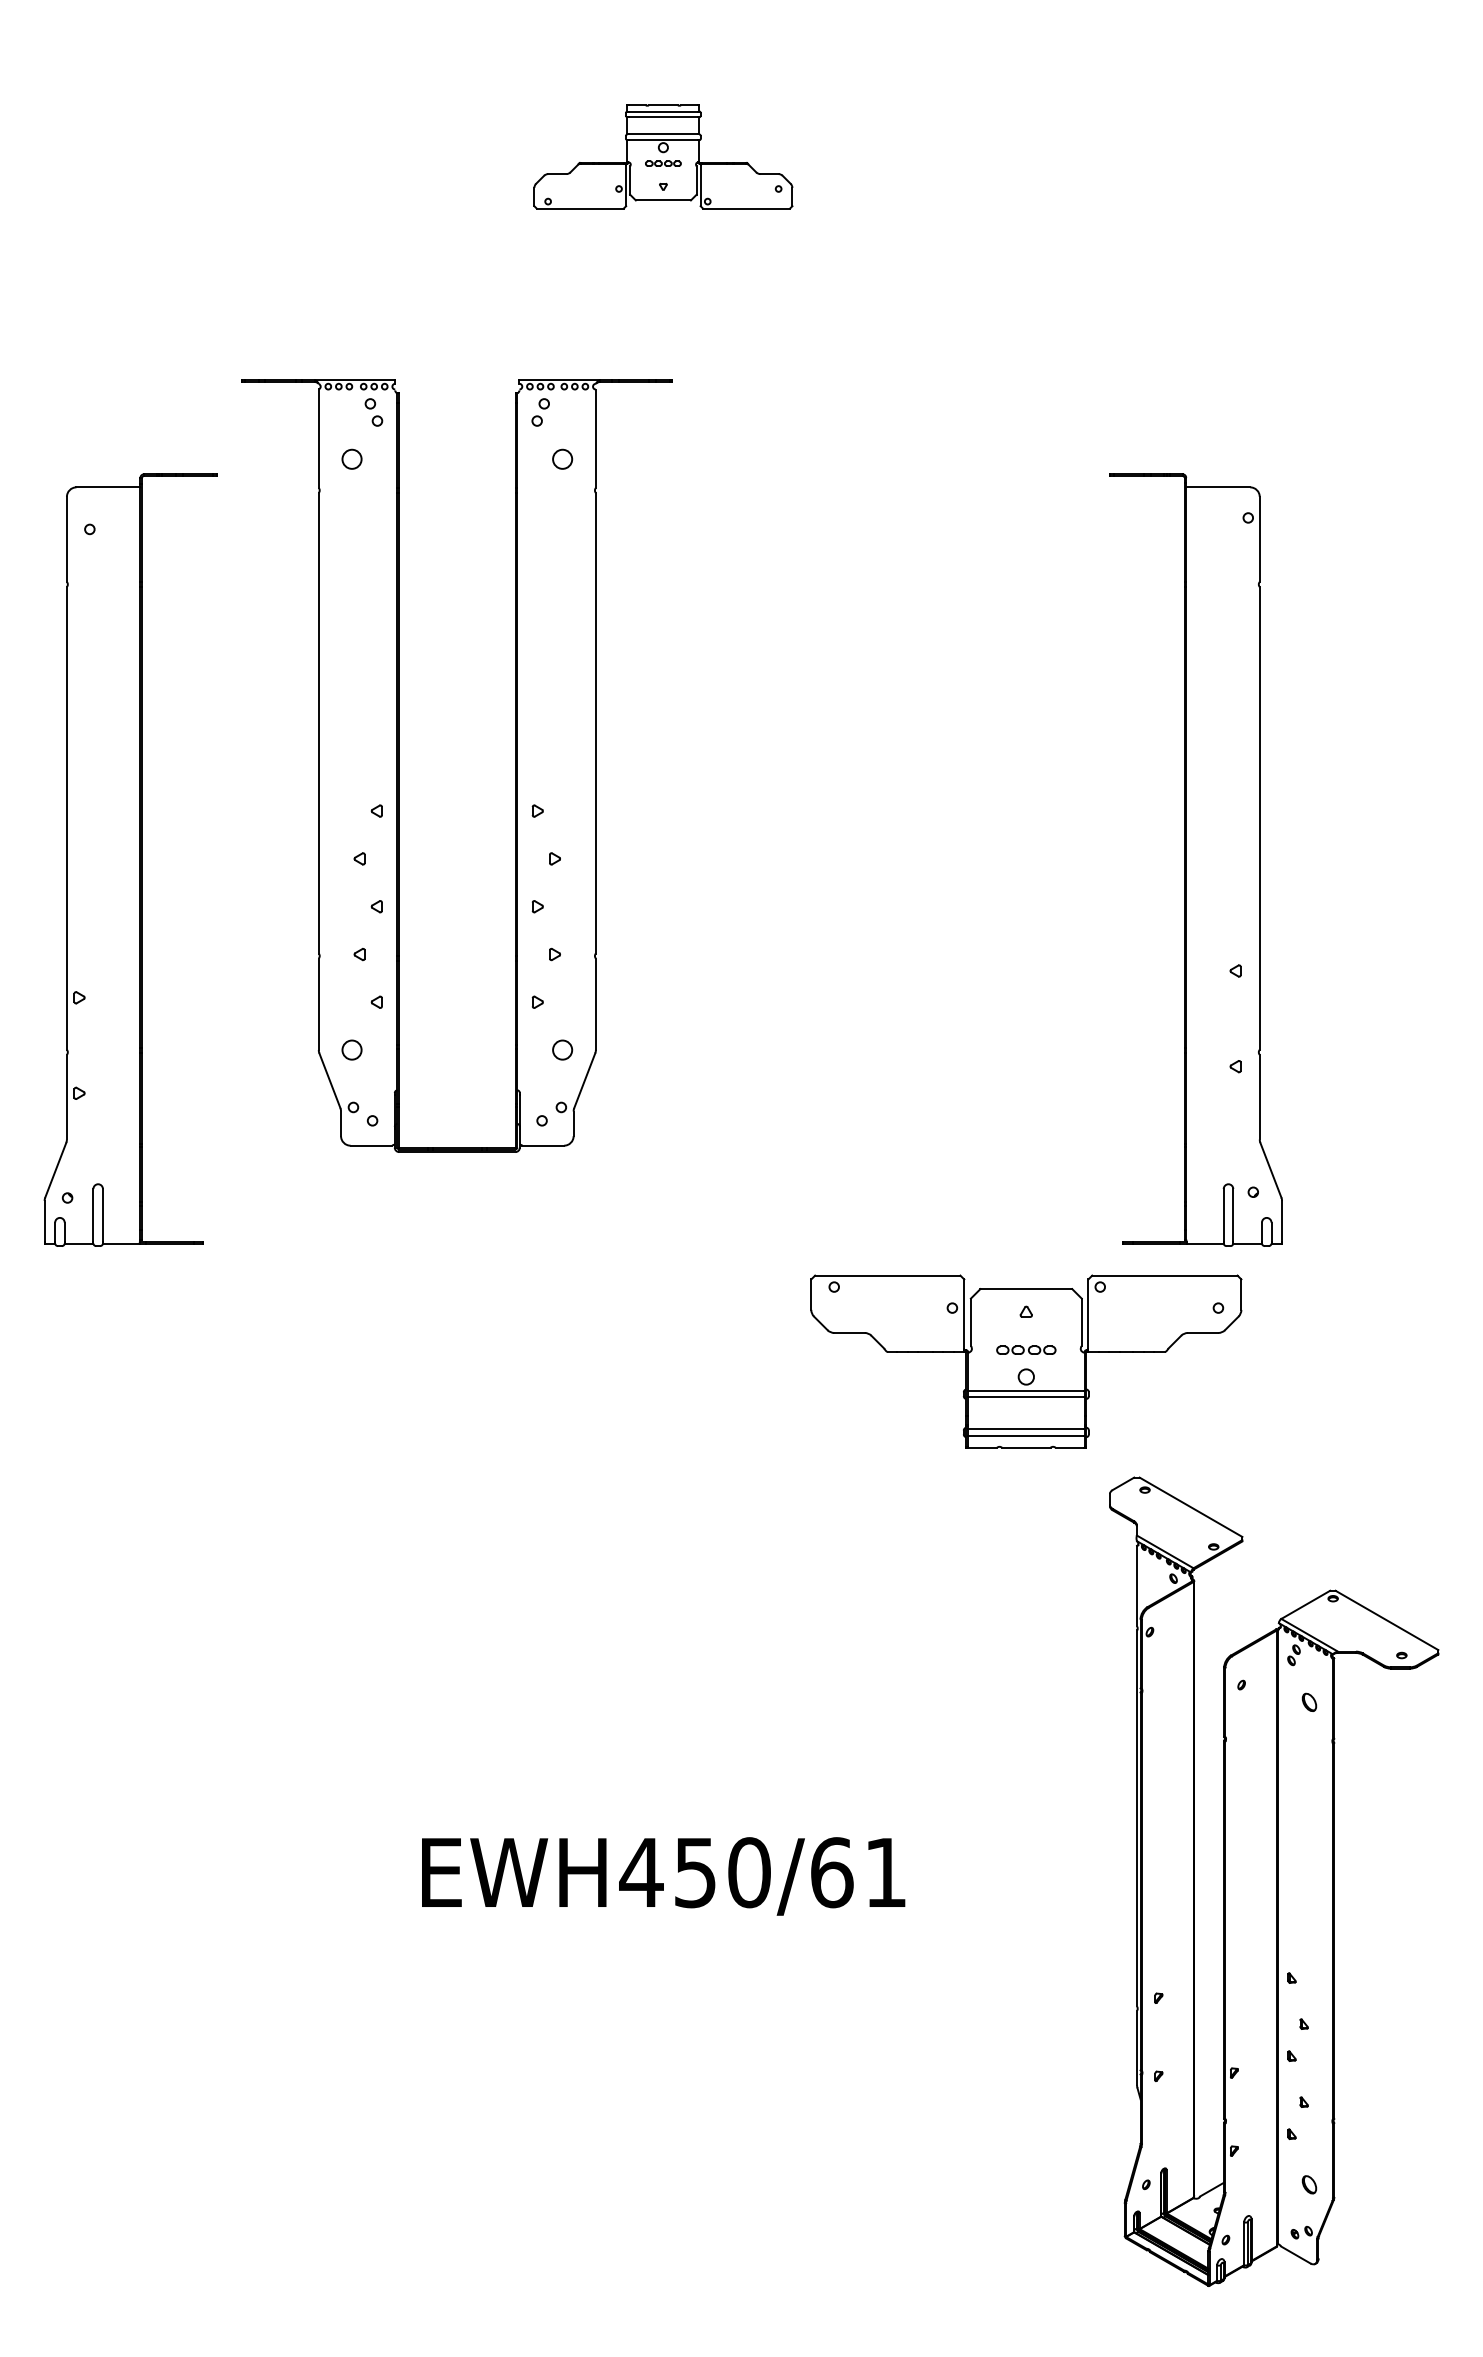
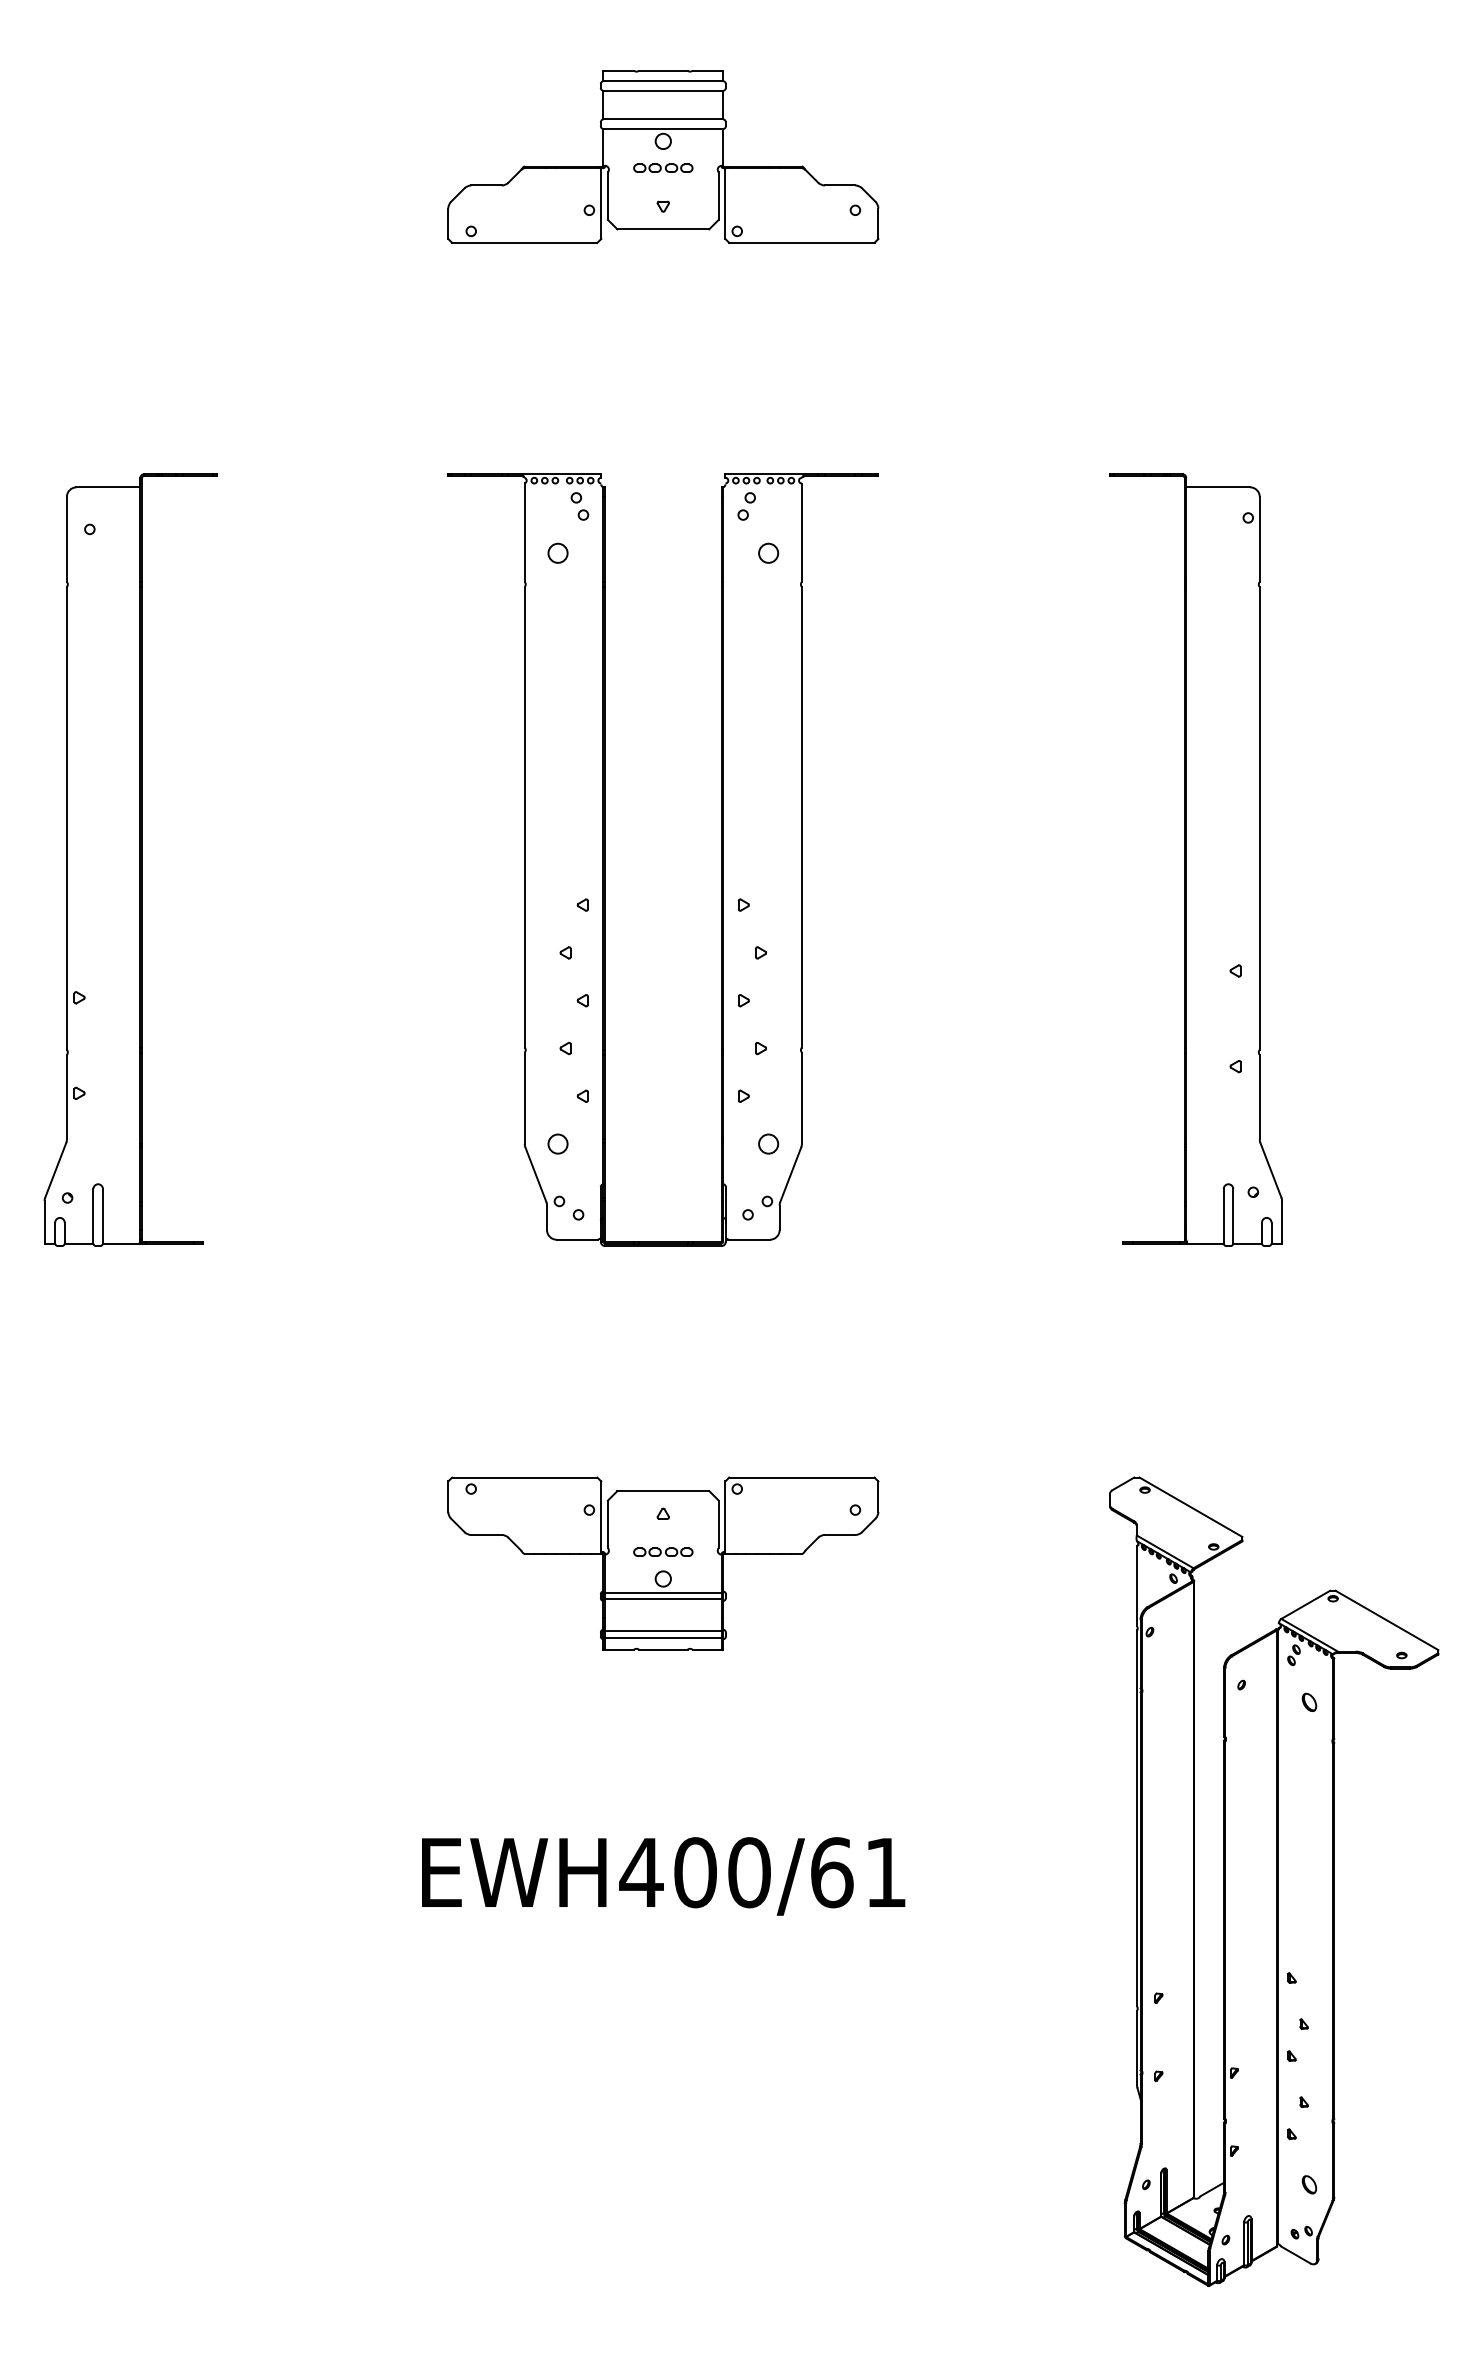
part size: 261x106 px -> 433x174 px (663, 156)
part position: (399, 765) -> (605, 859) (605, 859)
part position: (1026, 1361) -> (663, 1563) (663, 1563)
text: EWH450/61 -> EWH400/61 (695, 1872)
